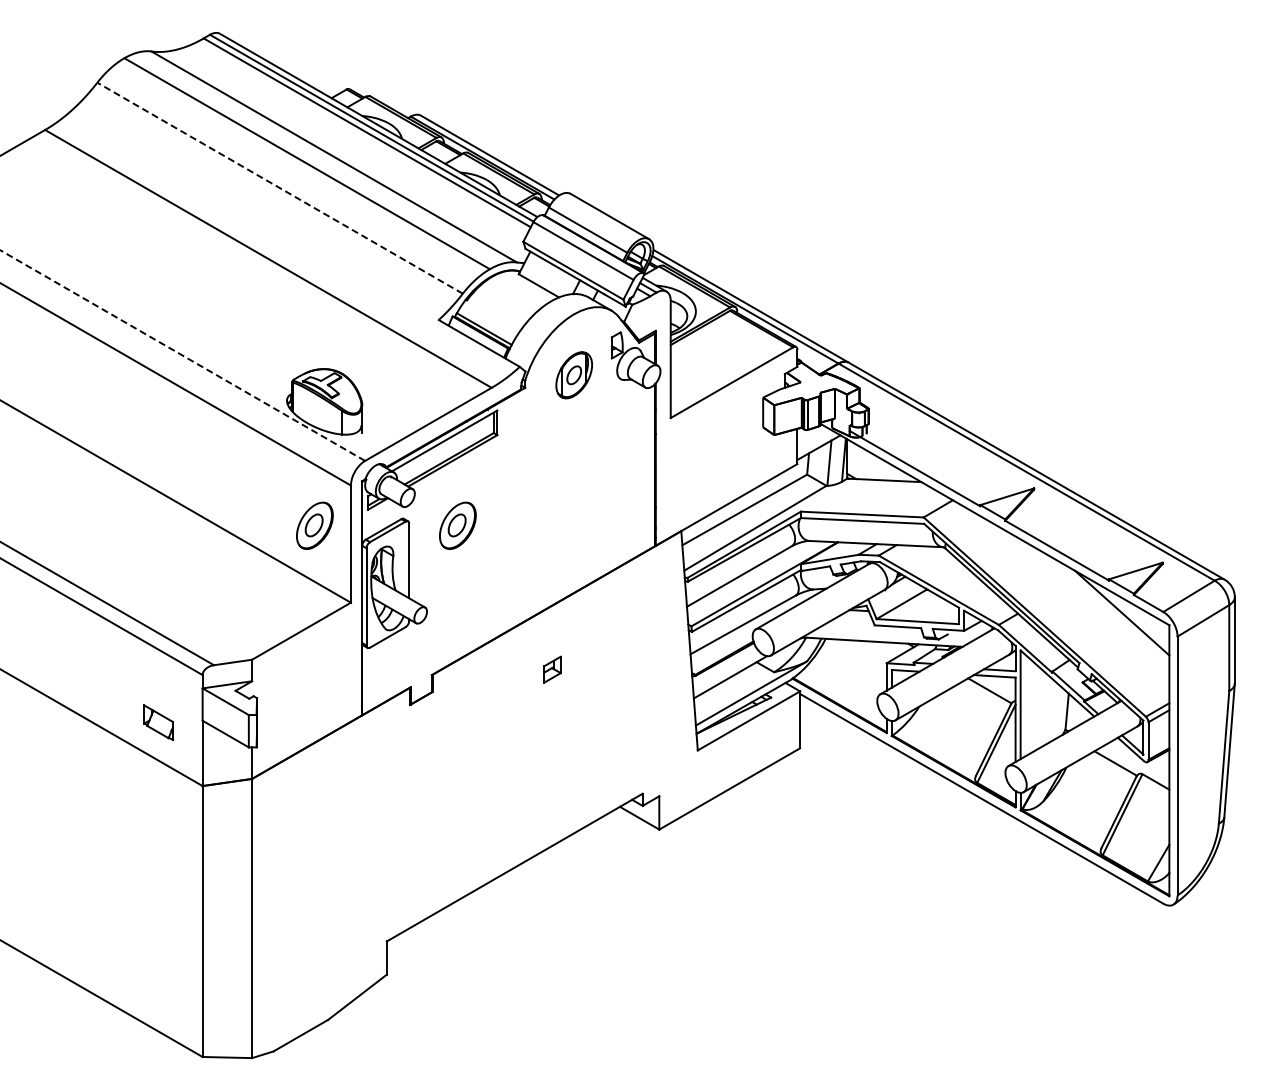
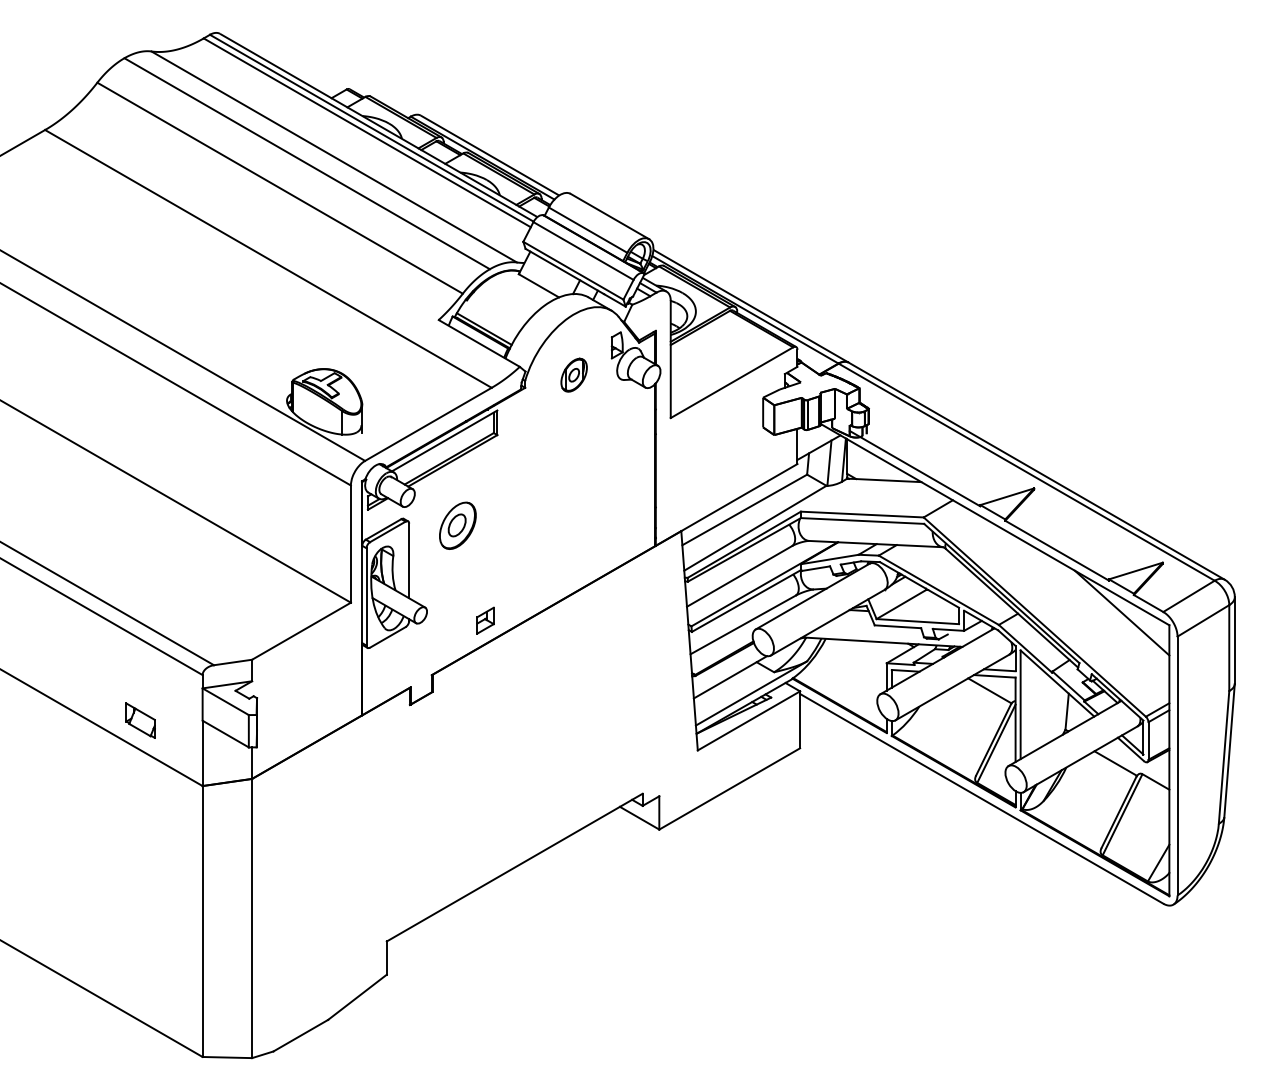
line: dashed -> solid (279, 187)
line: dashed -> solid (182, 355)
part size: 38x49 px -> 28x36 px (573, 374)
part: present -> none (314, 525)
part position: (552, 669) -> (485, 620) (485, 620)
part position: (158, 722) -> (140, 720) (140, 720)
